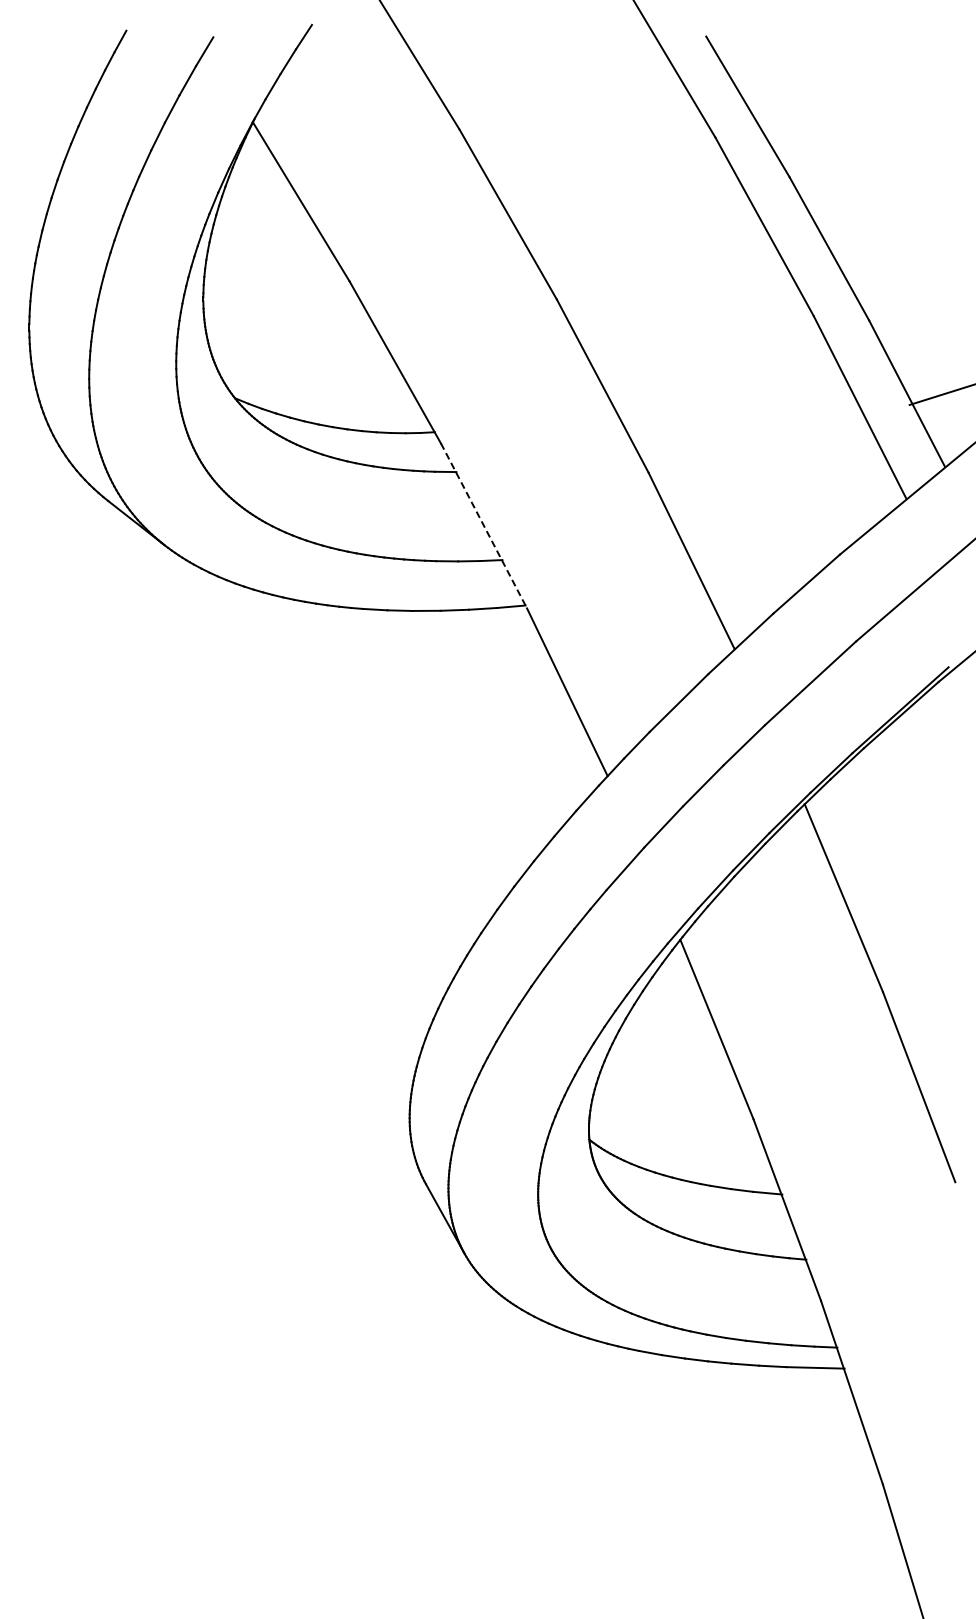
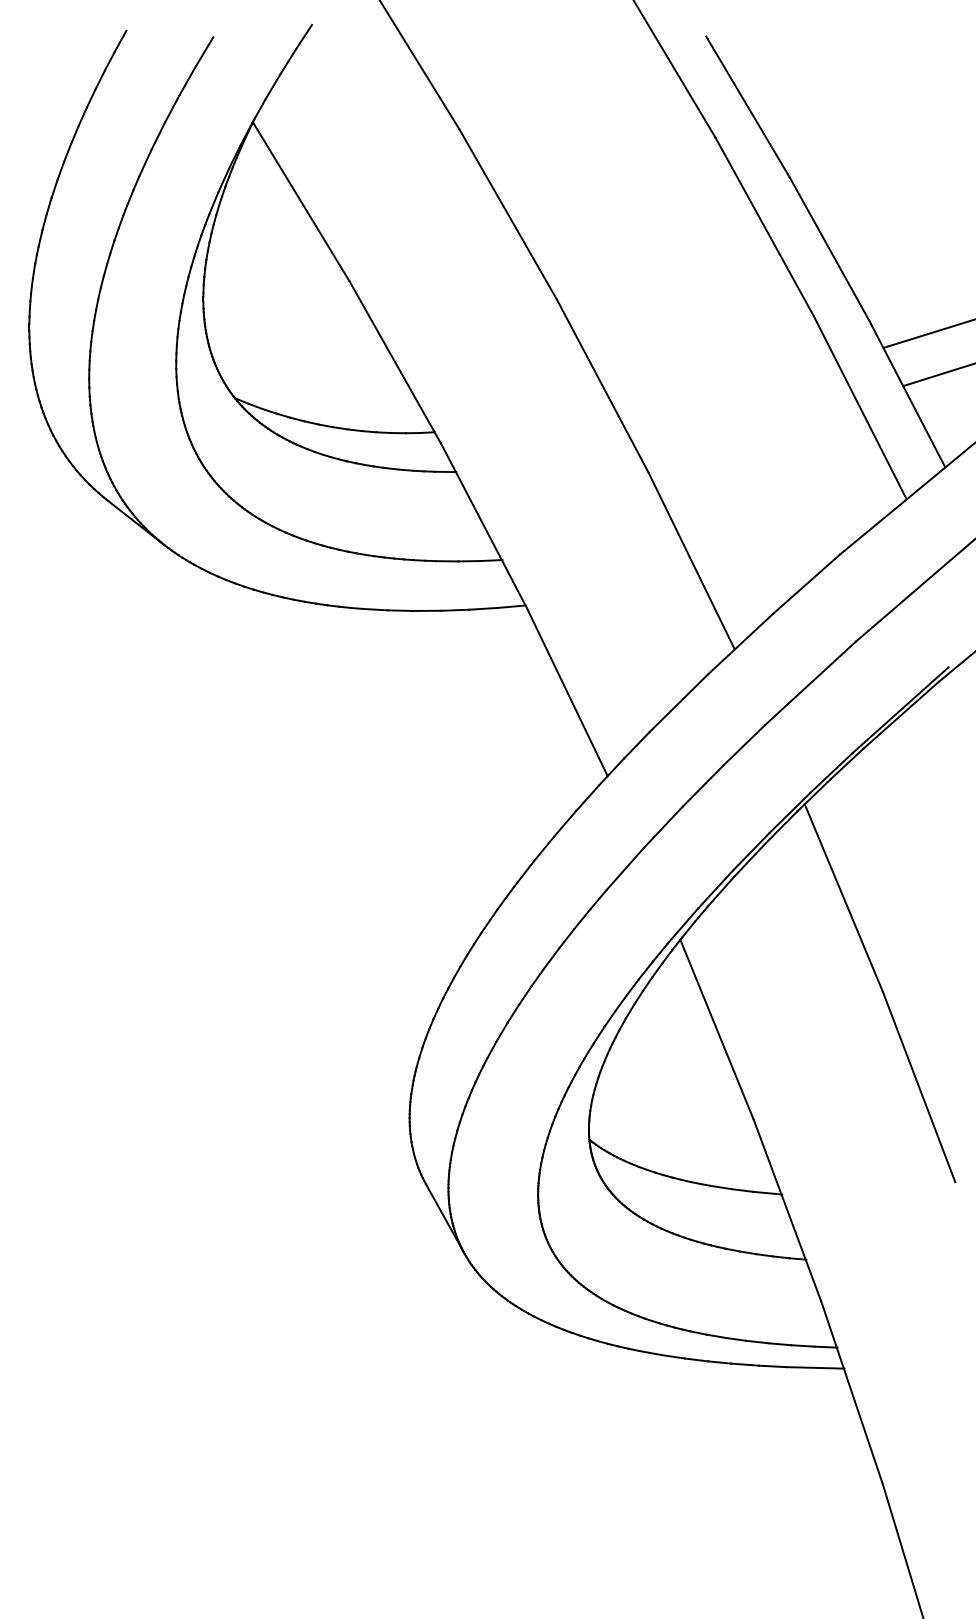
line: none -> present (927, 333)
line position: (940, 394) -> (937, 374) (937, 374)
line: dashed -> solid (484, 526)
